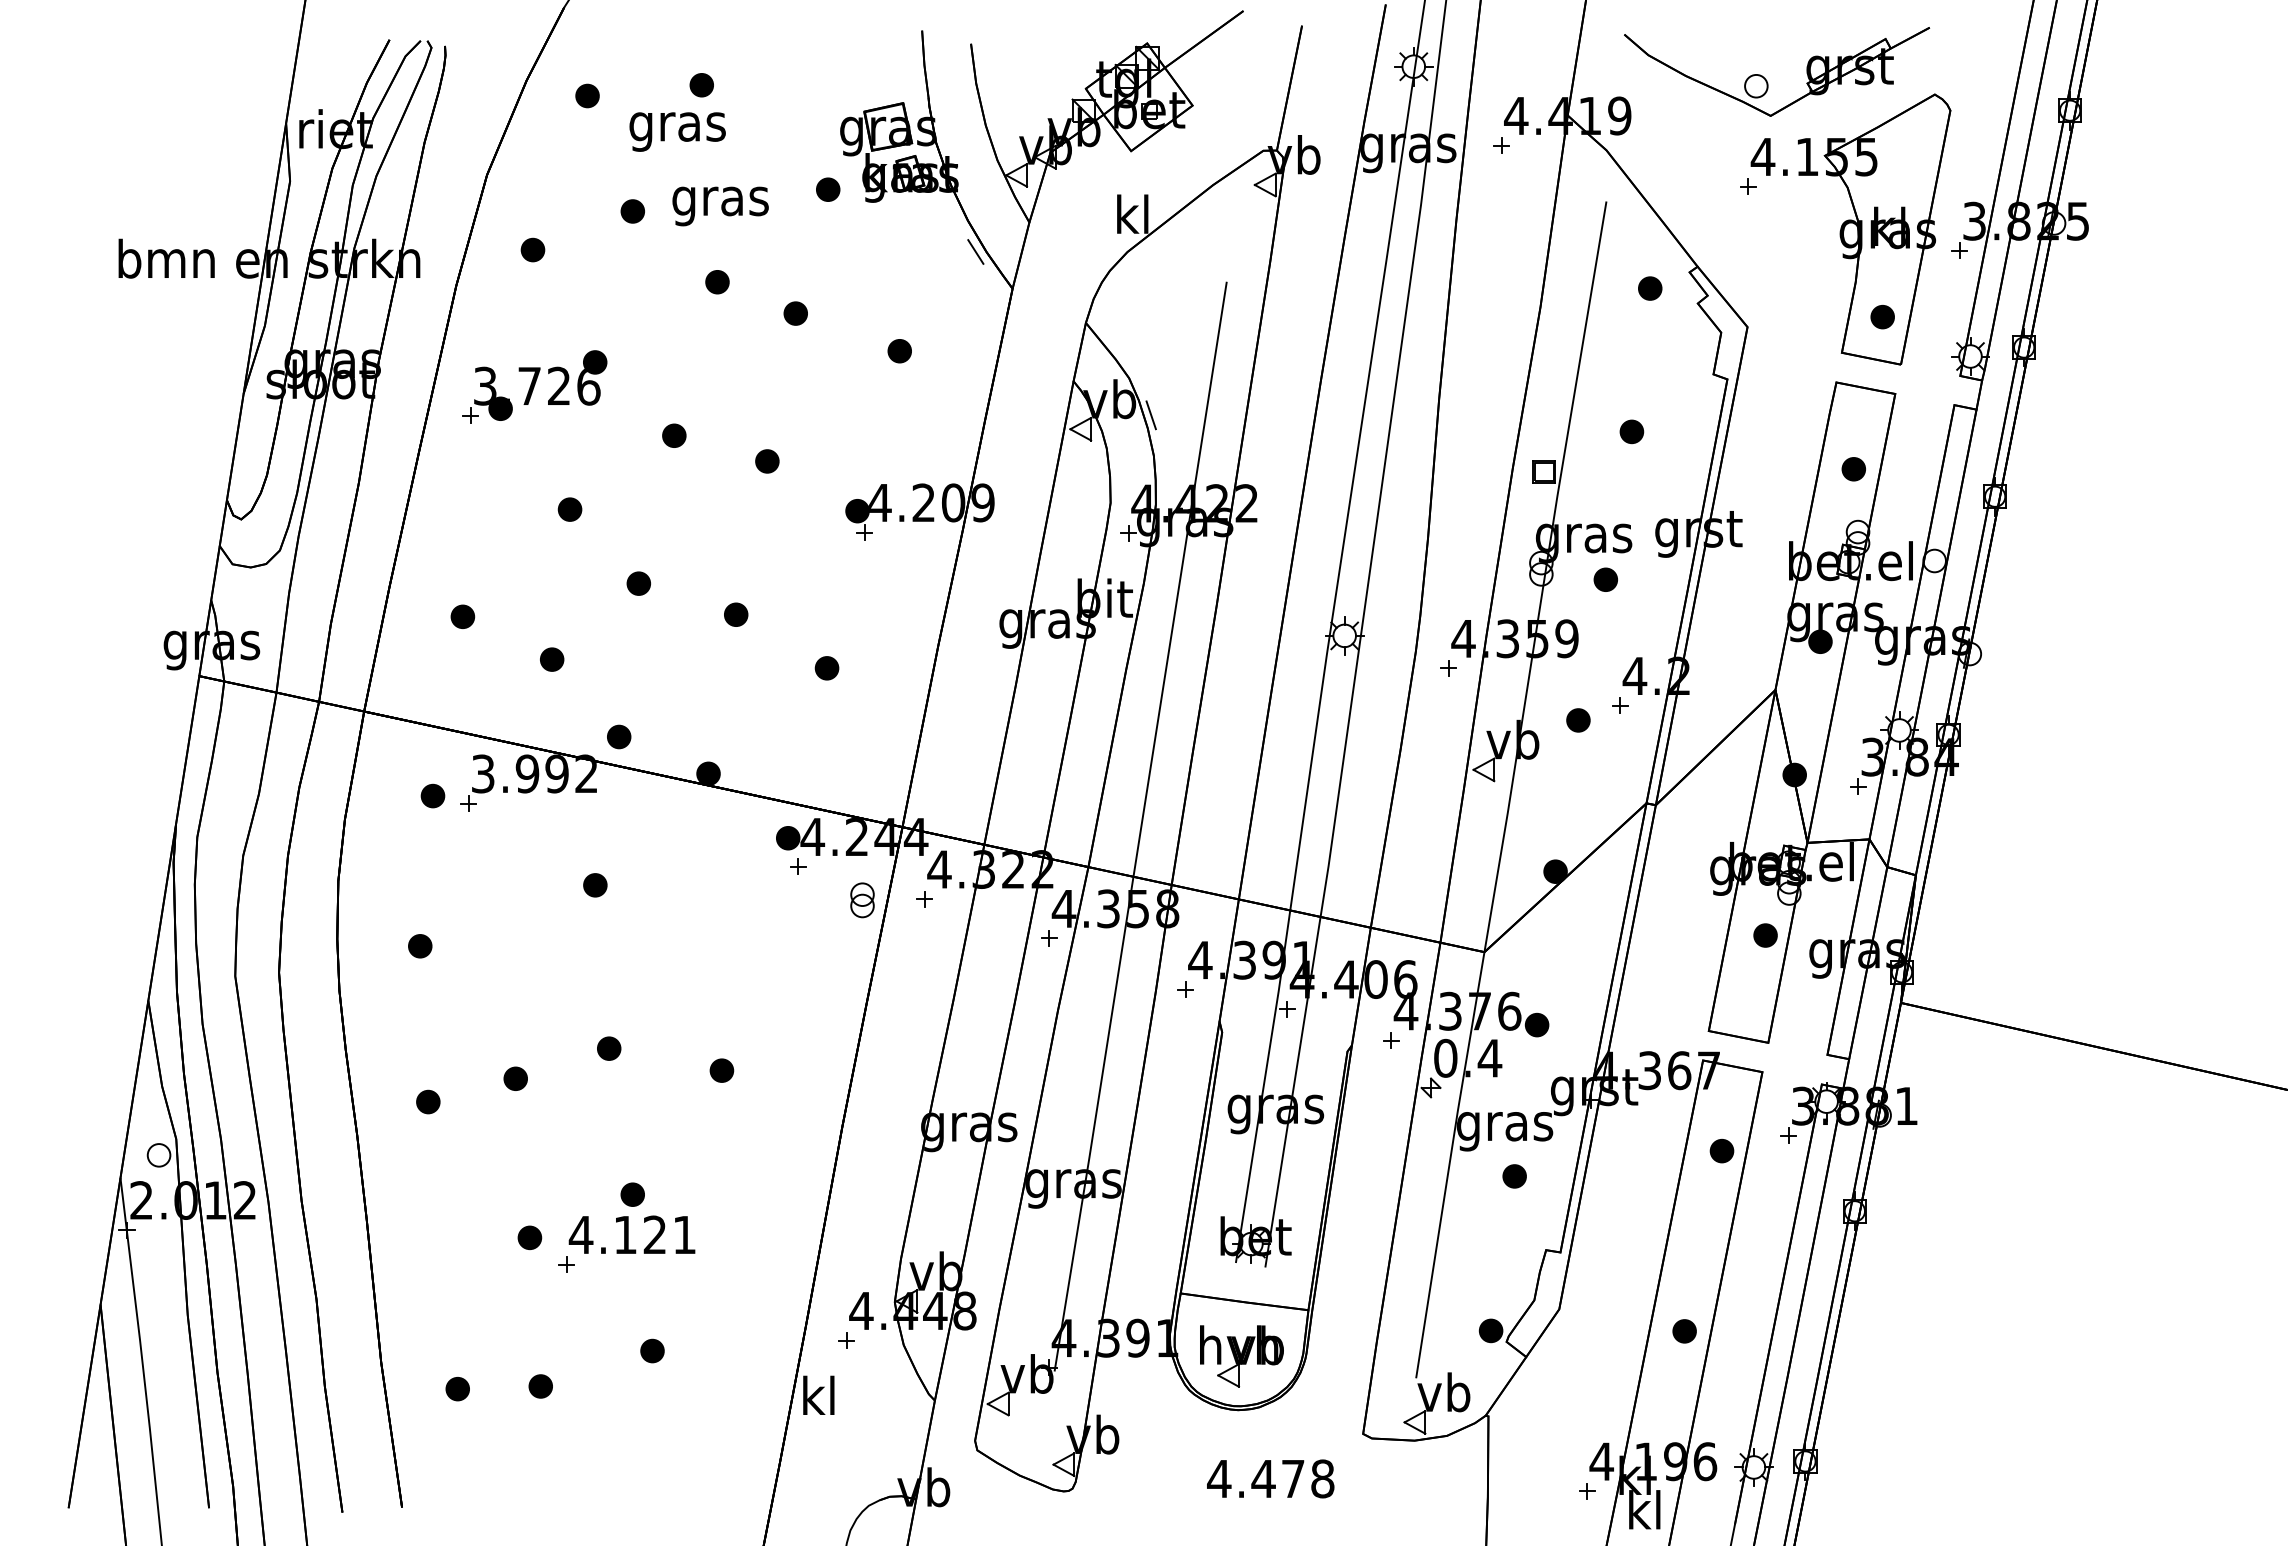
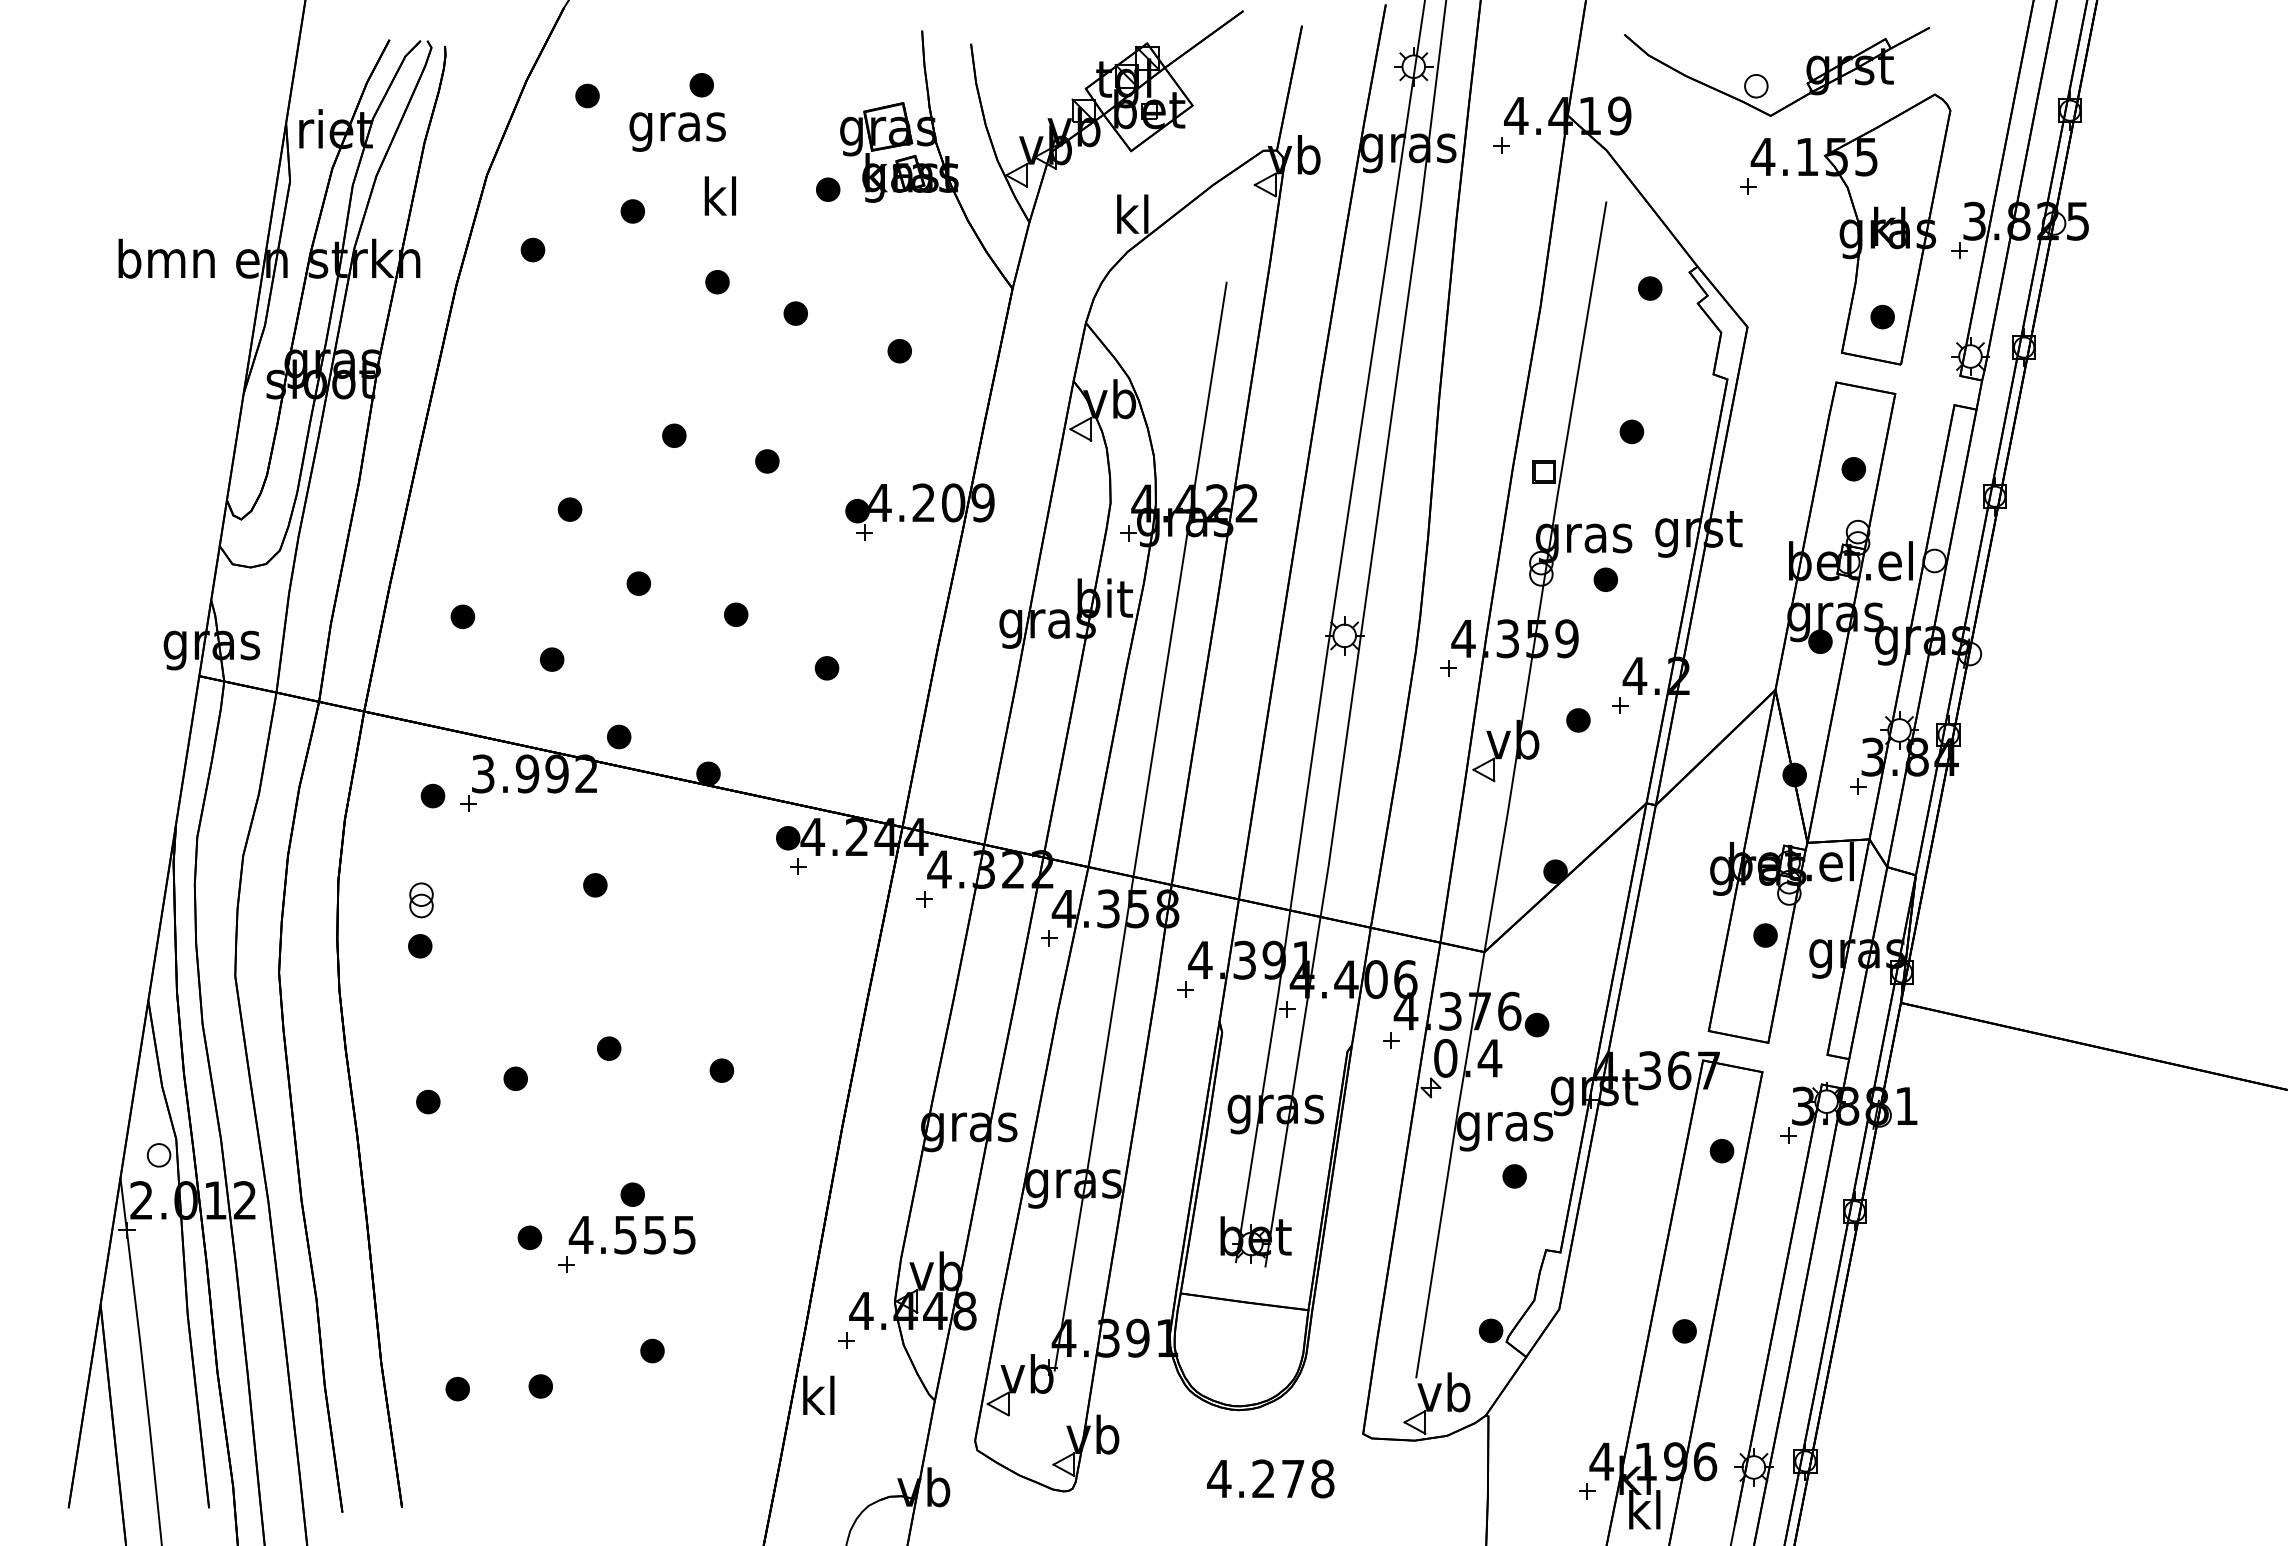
text: gras -> kl (720, 201)
line: present -> none (975, 251)
part: present -> none (534, 386)
line: present -> none (1150, 415)
part position: (862, 900) -> (421, 900) (421, 900)
text: 4.121 -> 4.555 (654, 1234)
part: present -> none (1241, 1356)
text: 4.478 -> 4.278 (1263, 1478)
